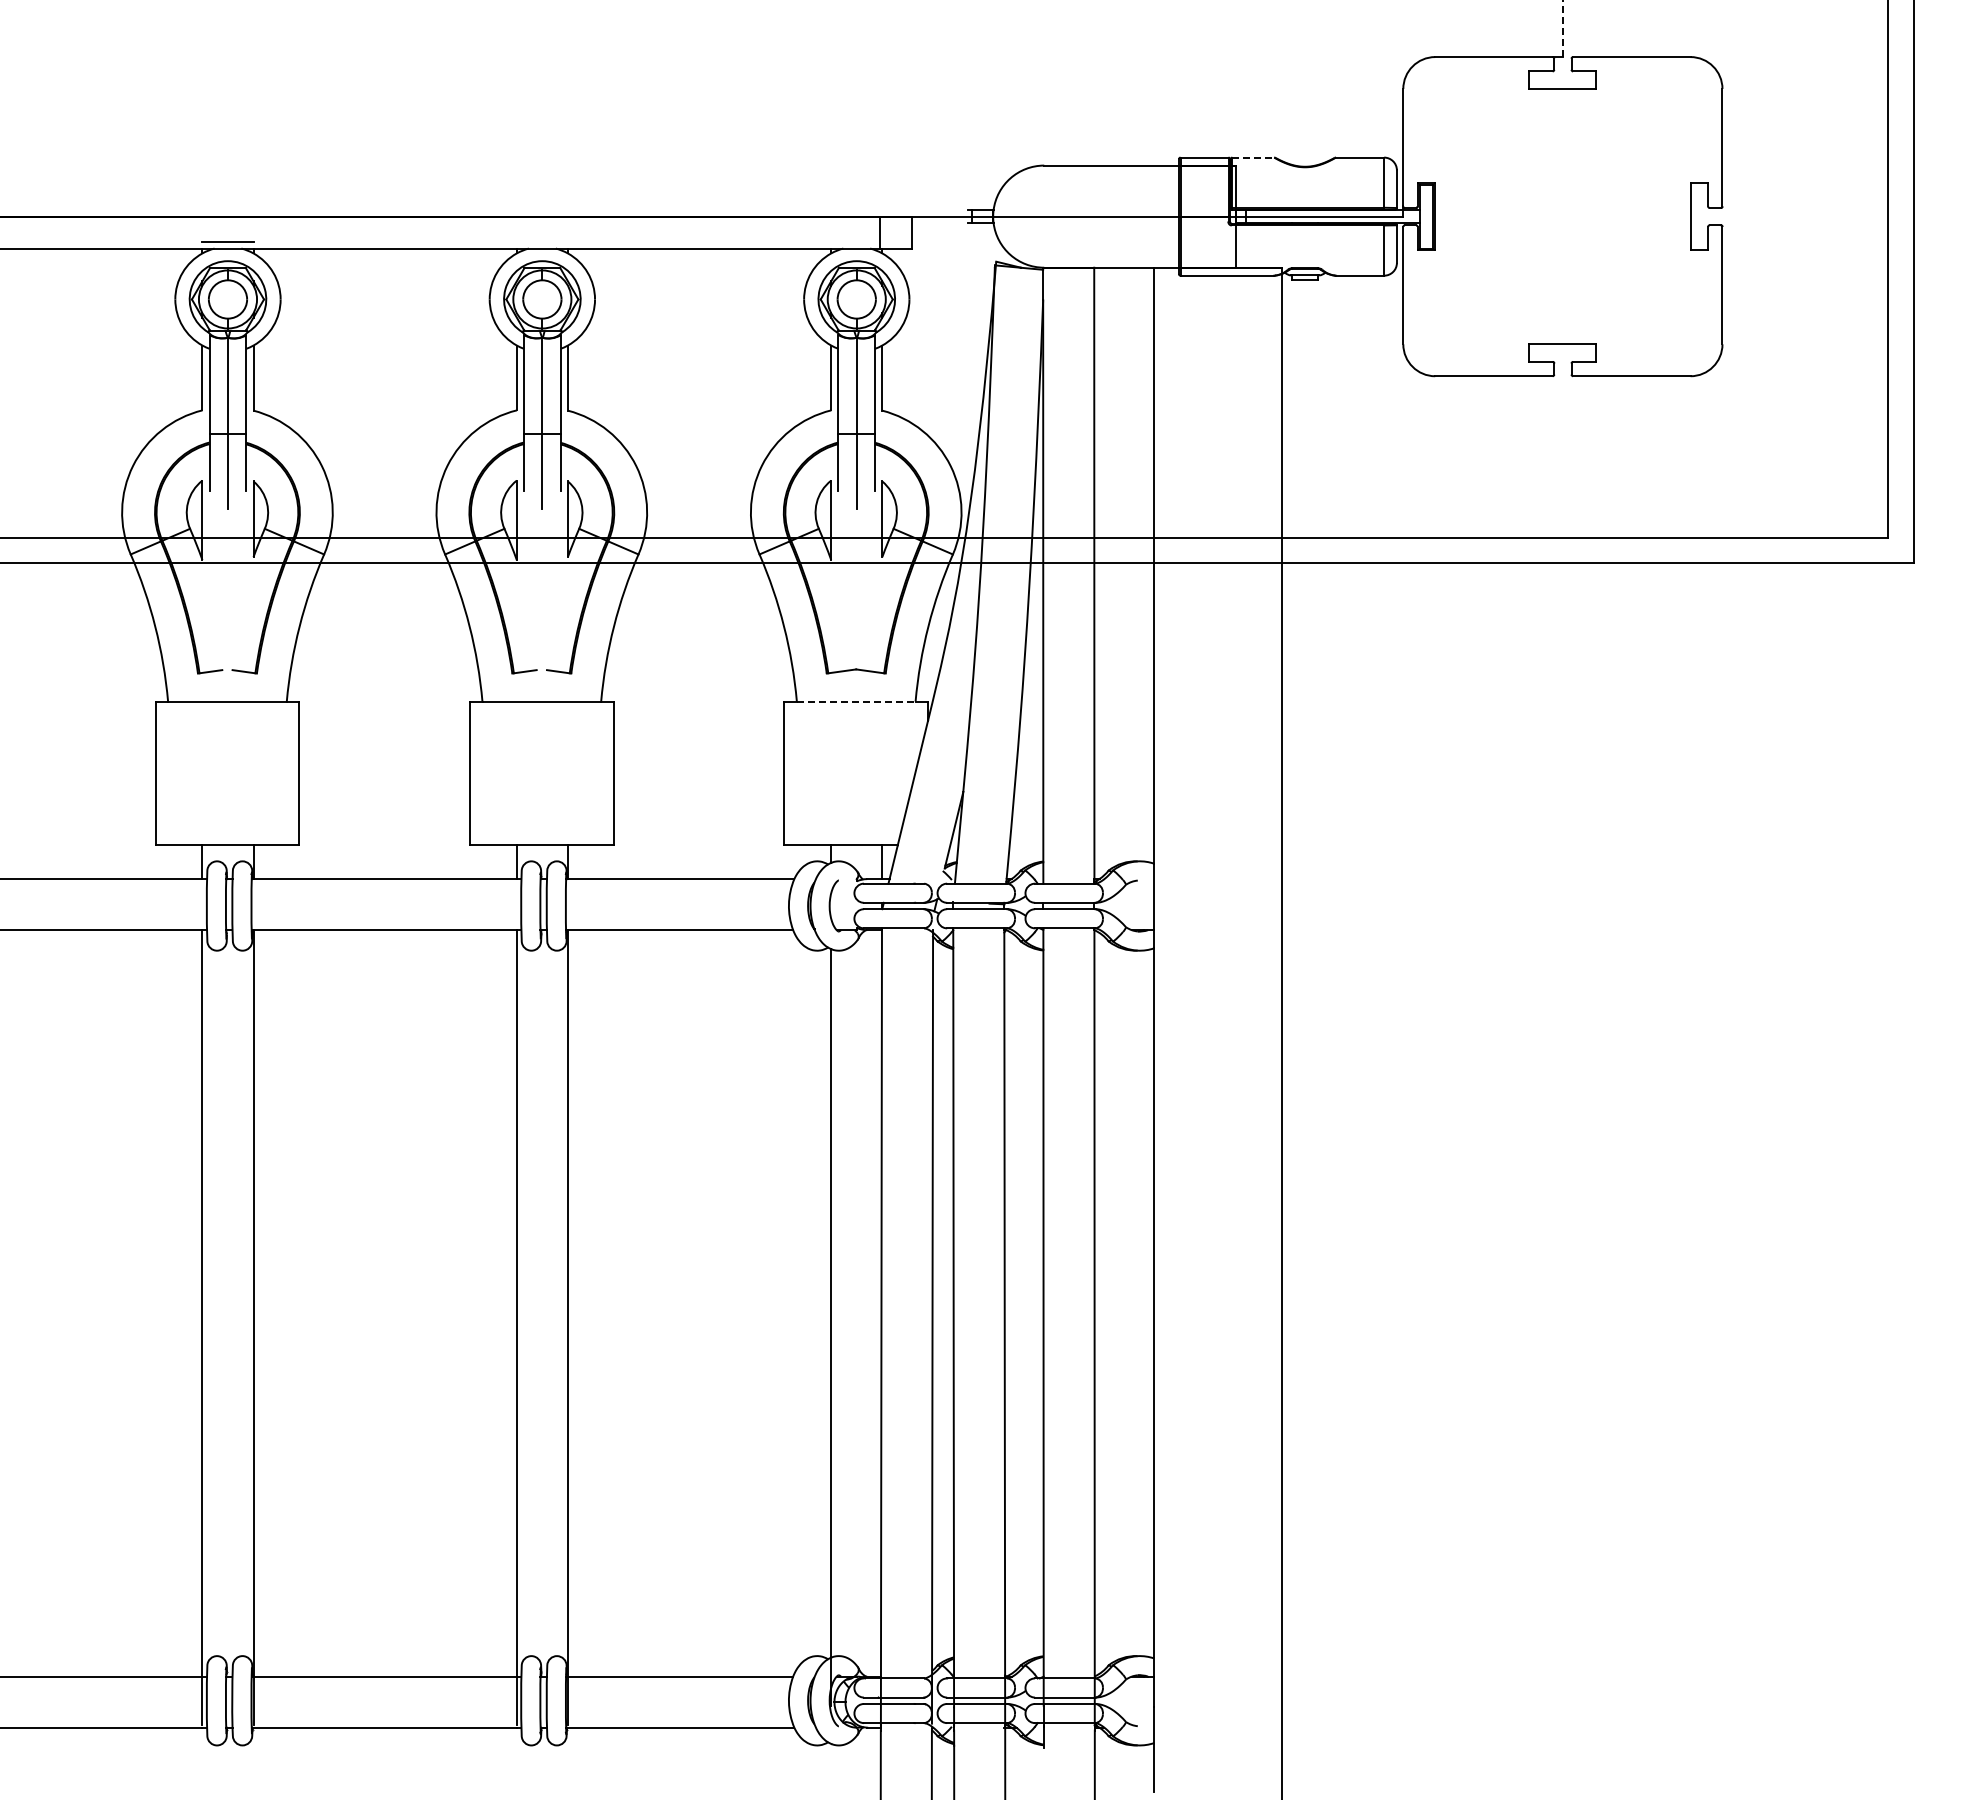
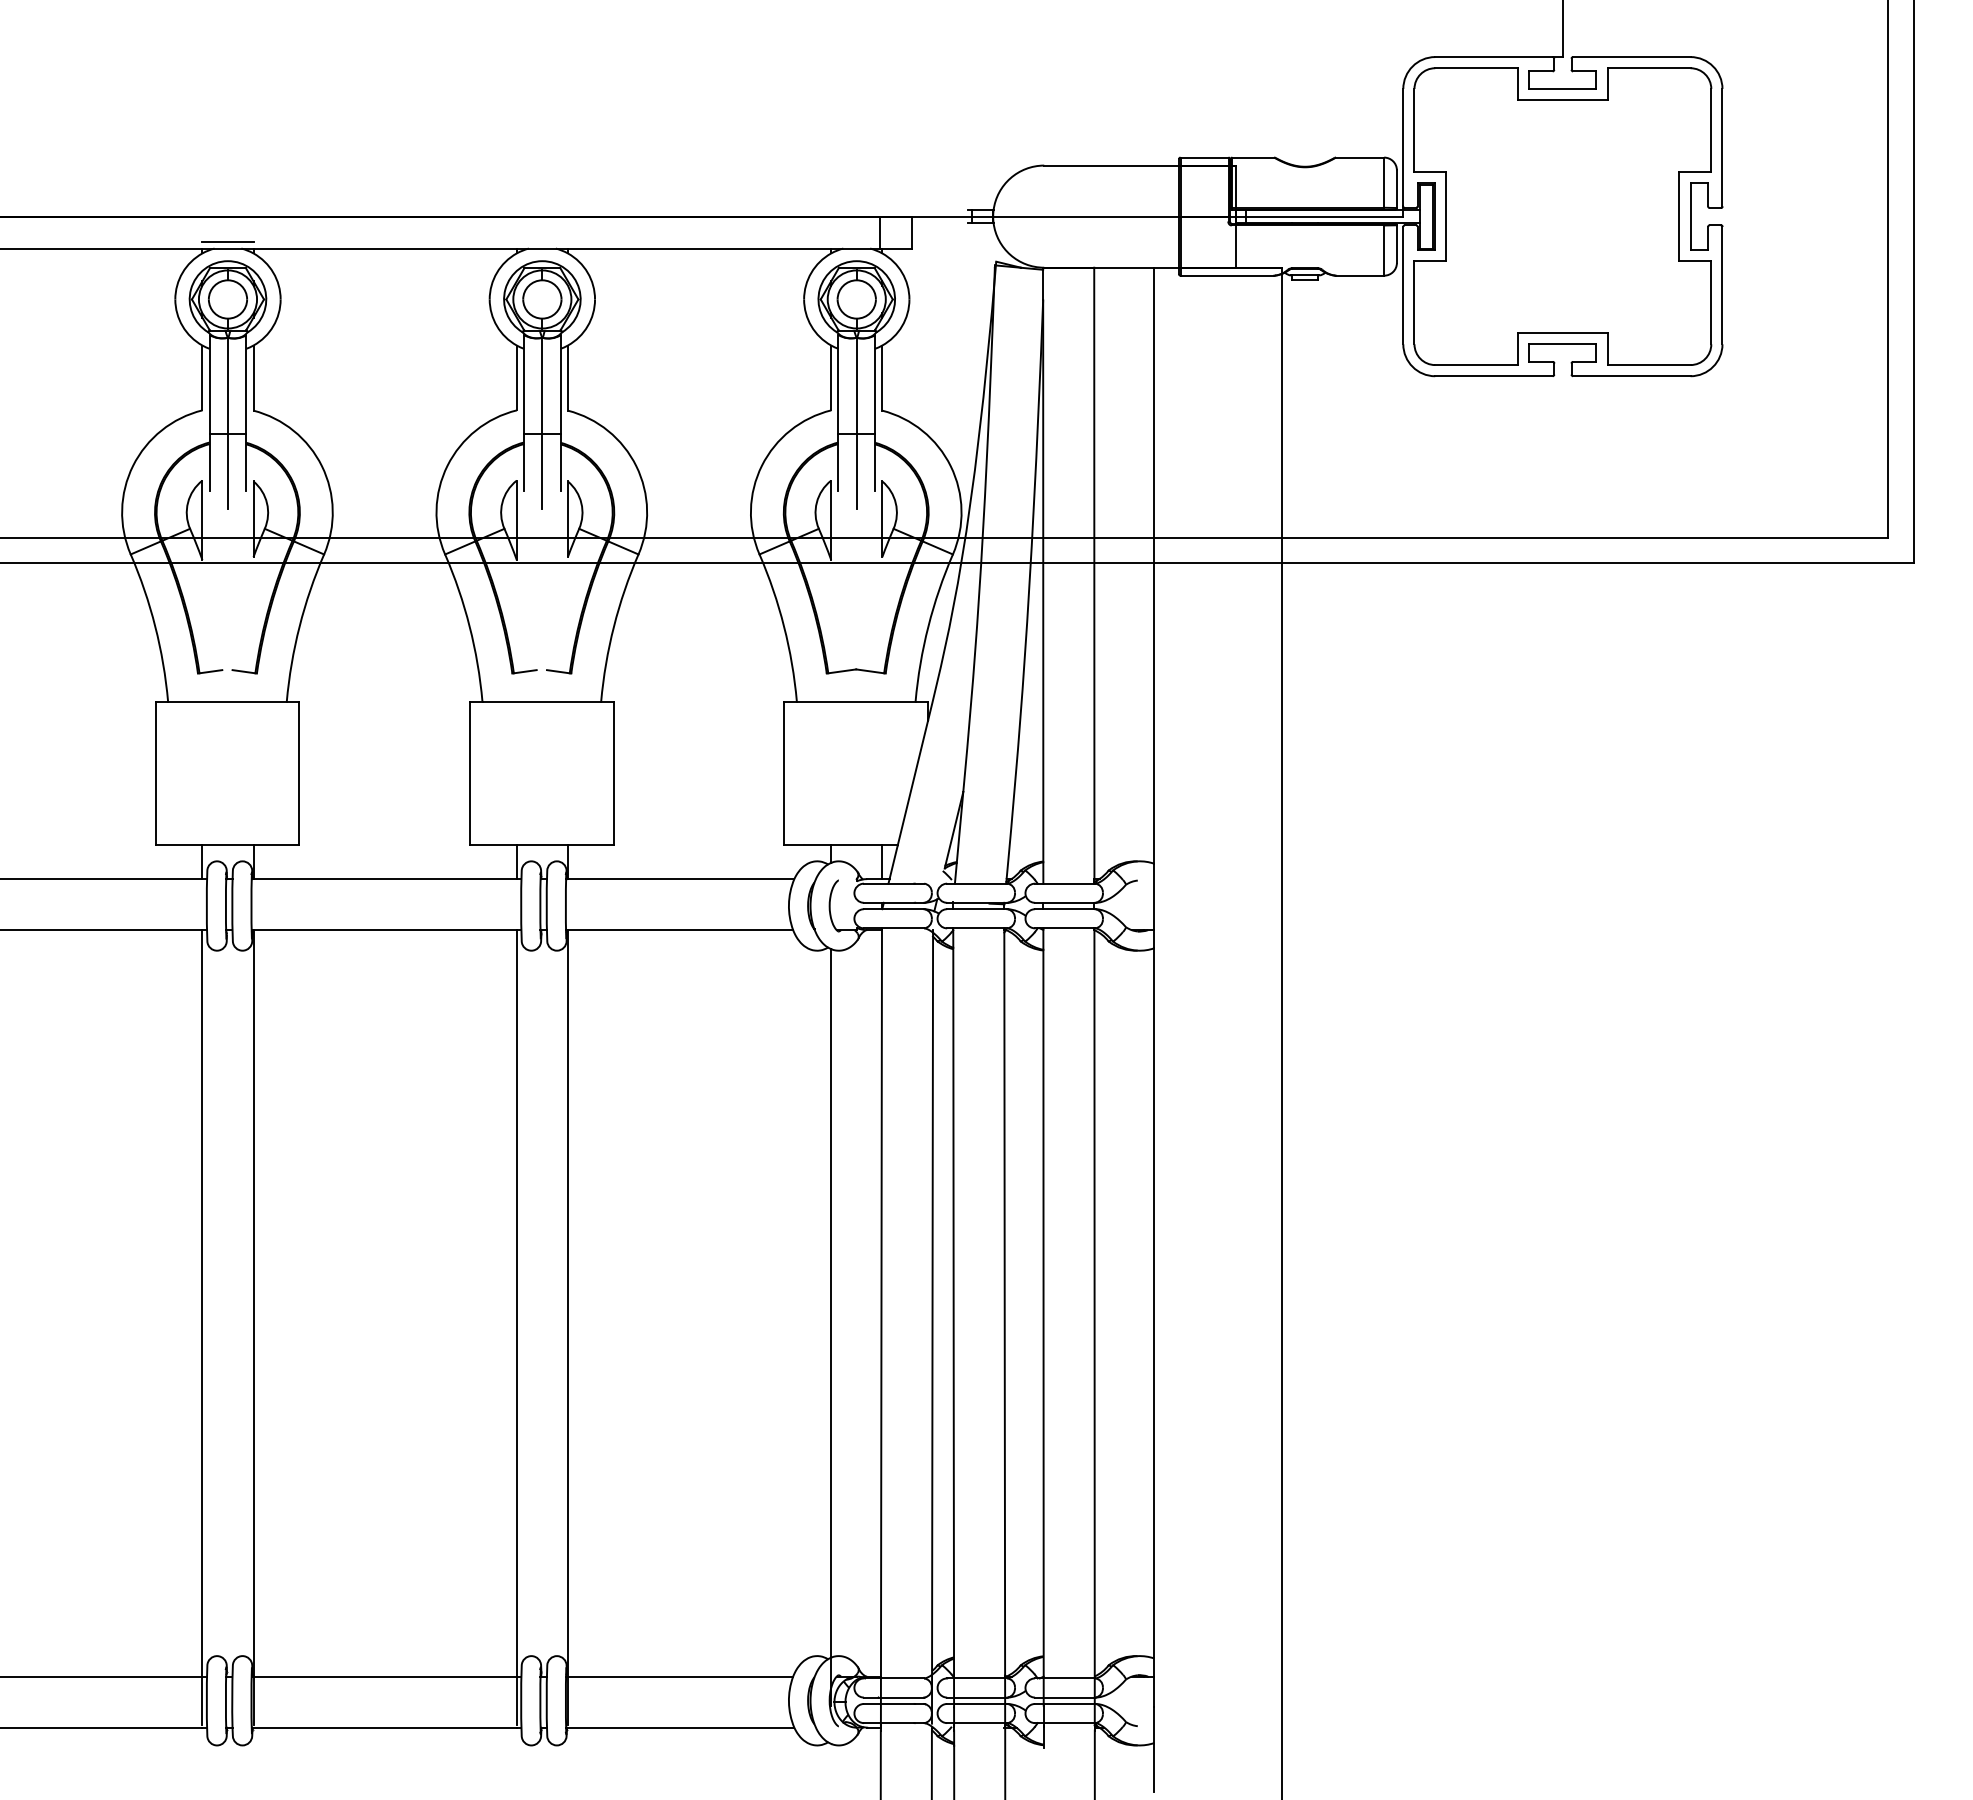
line: dashed -> solid (1562, 28)
line: dashed -> solid (1253, 157)
part: none -> present (1562, 216)
line: dashed -> solid (856, 701)
